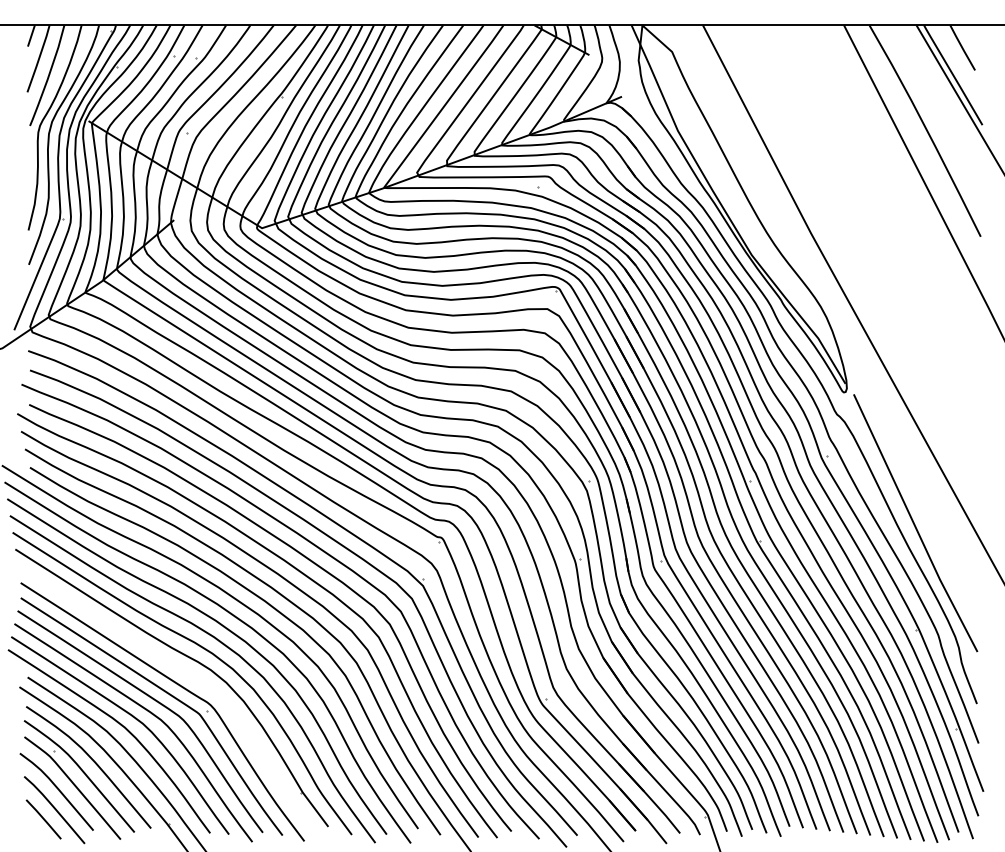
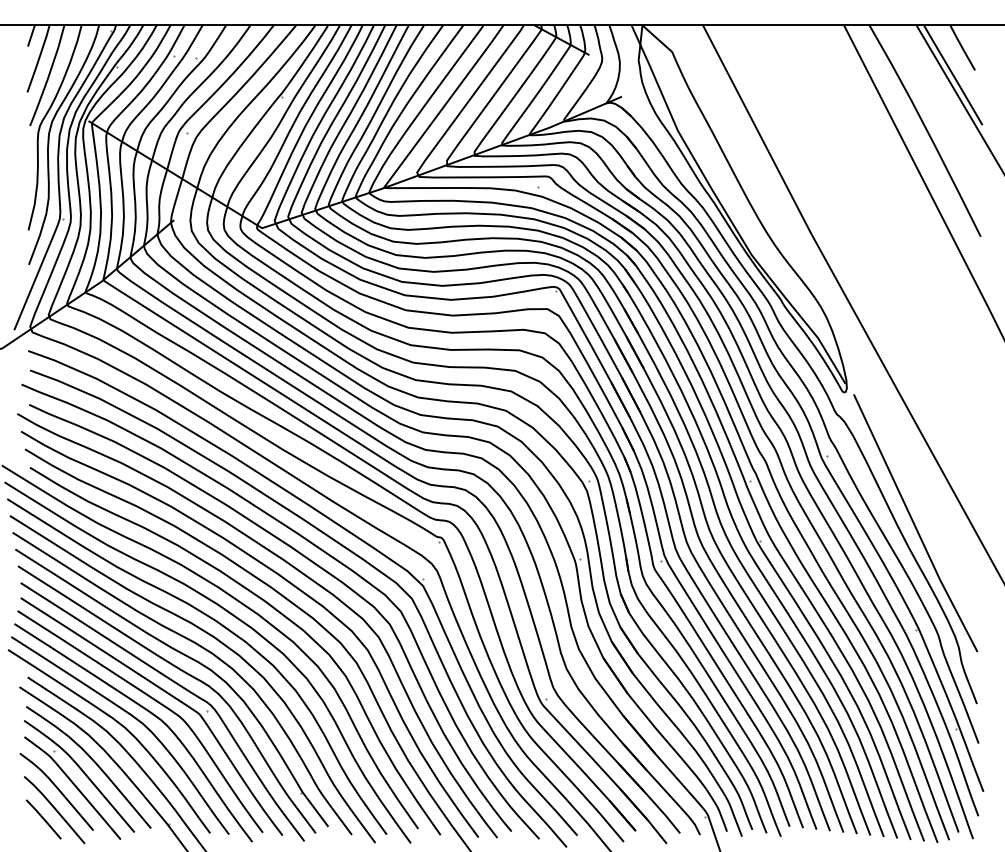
curve: none -> present (181, 671)
